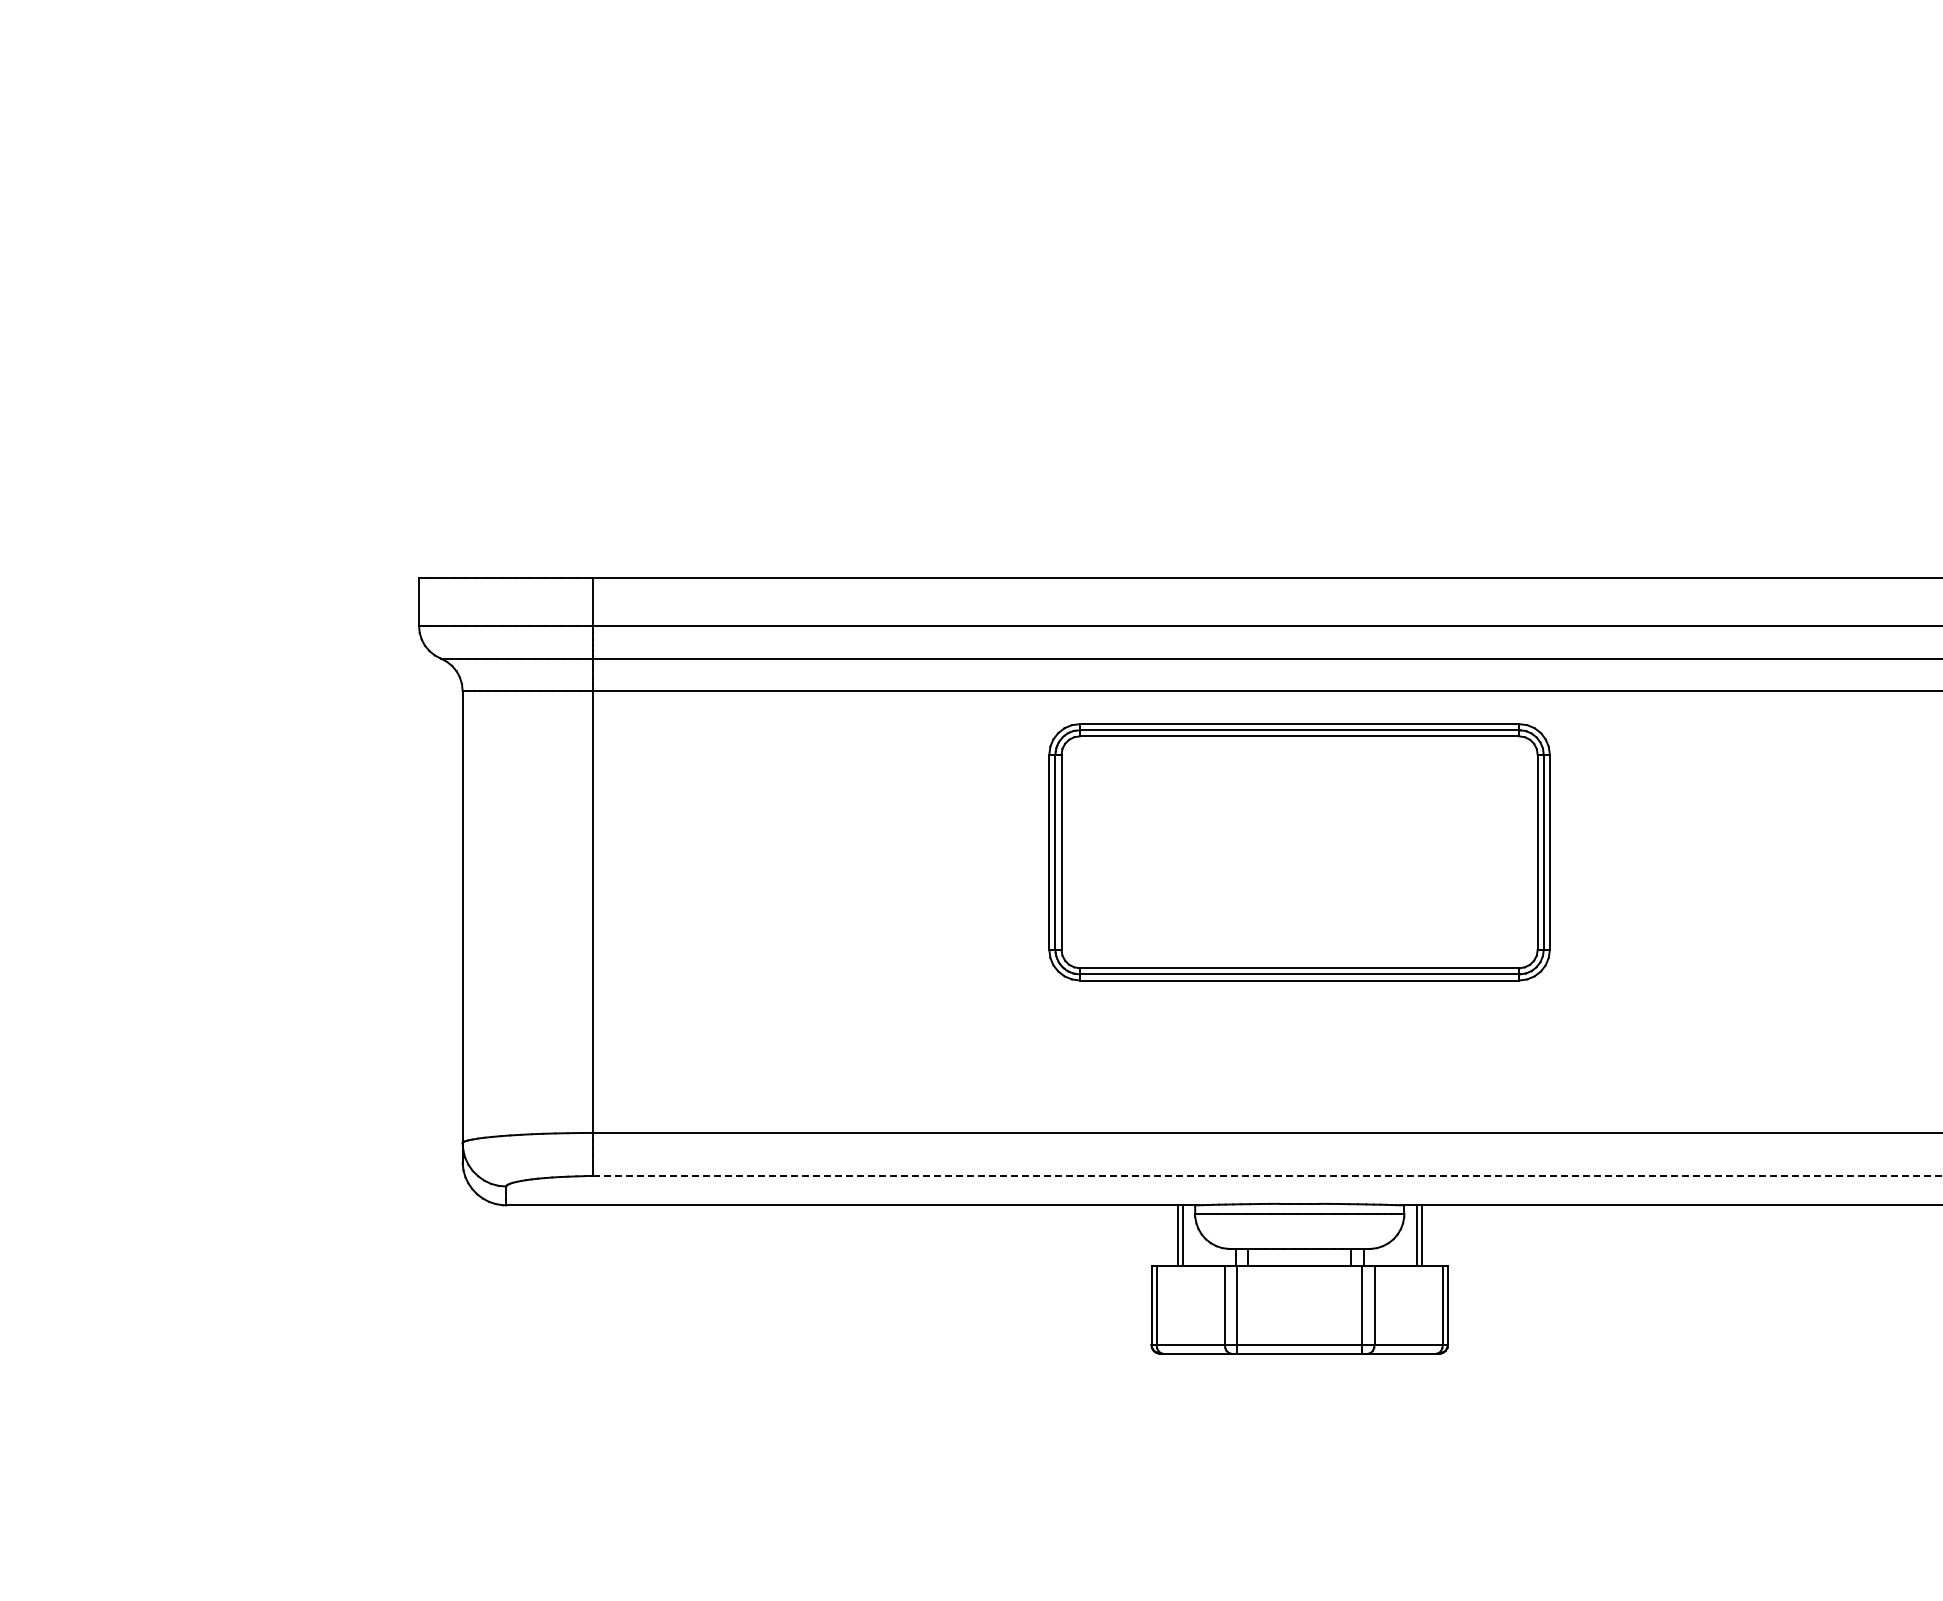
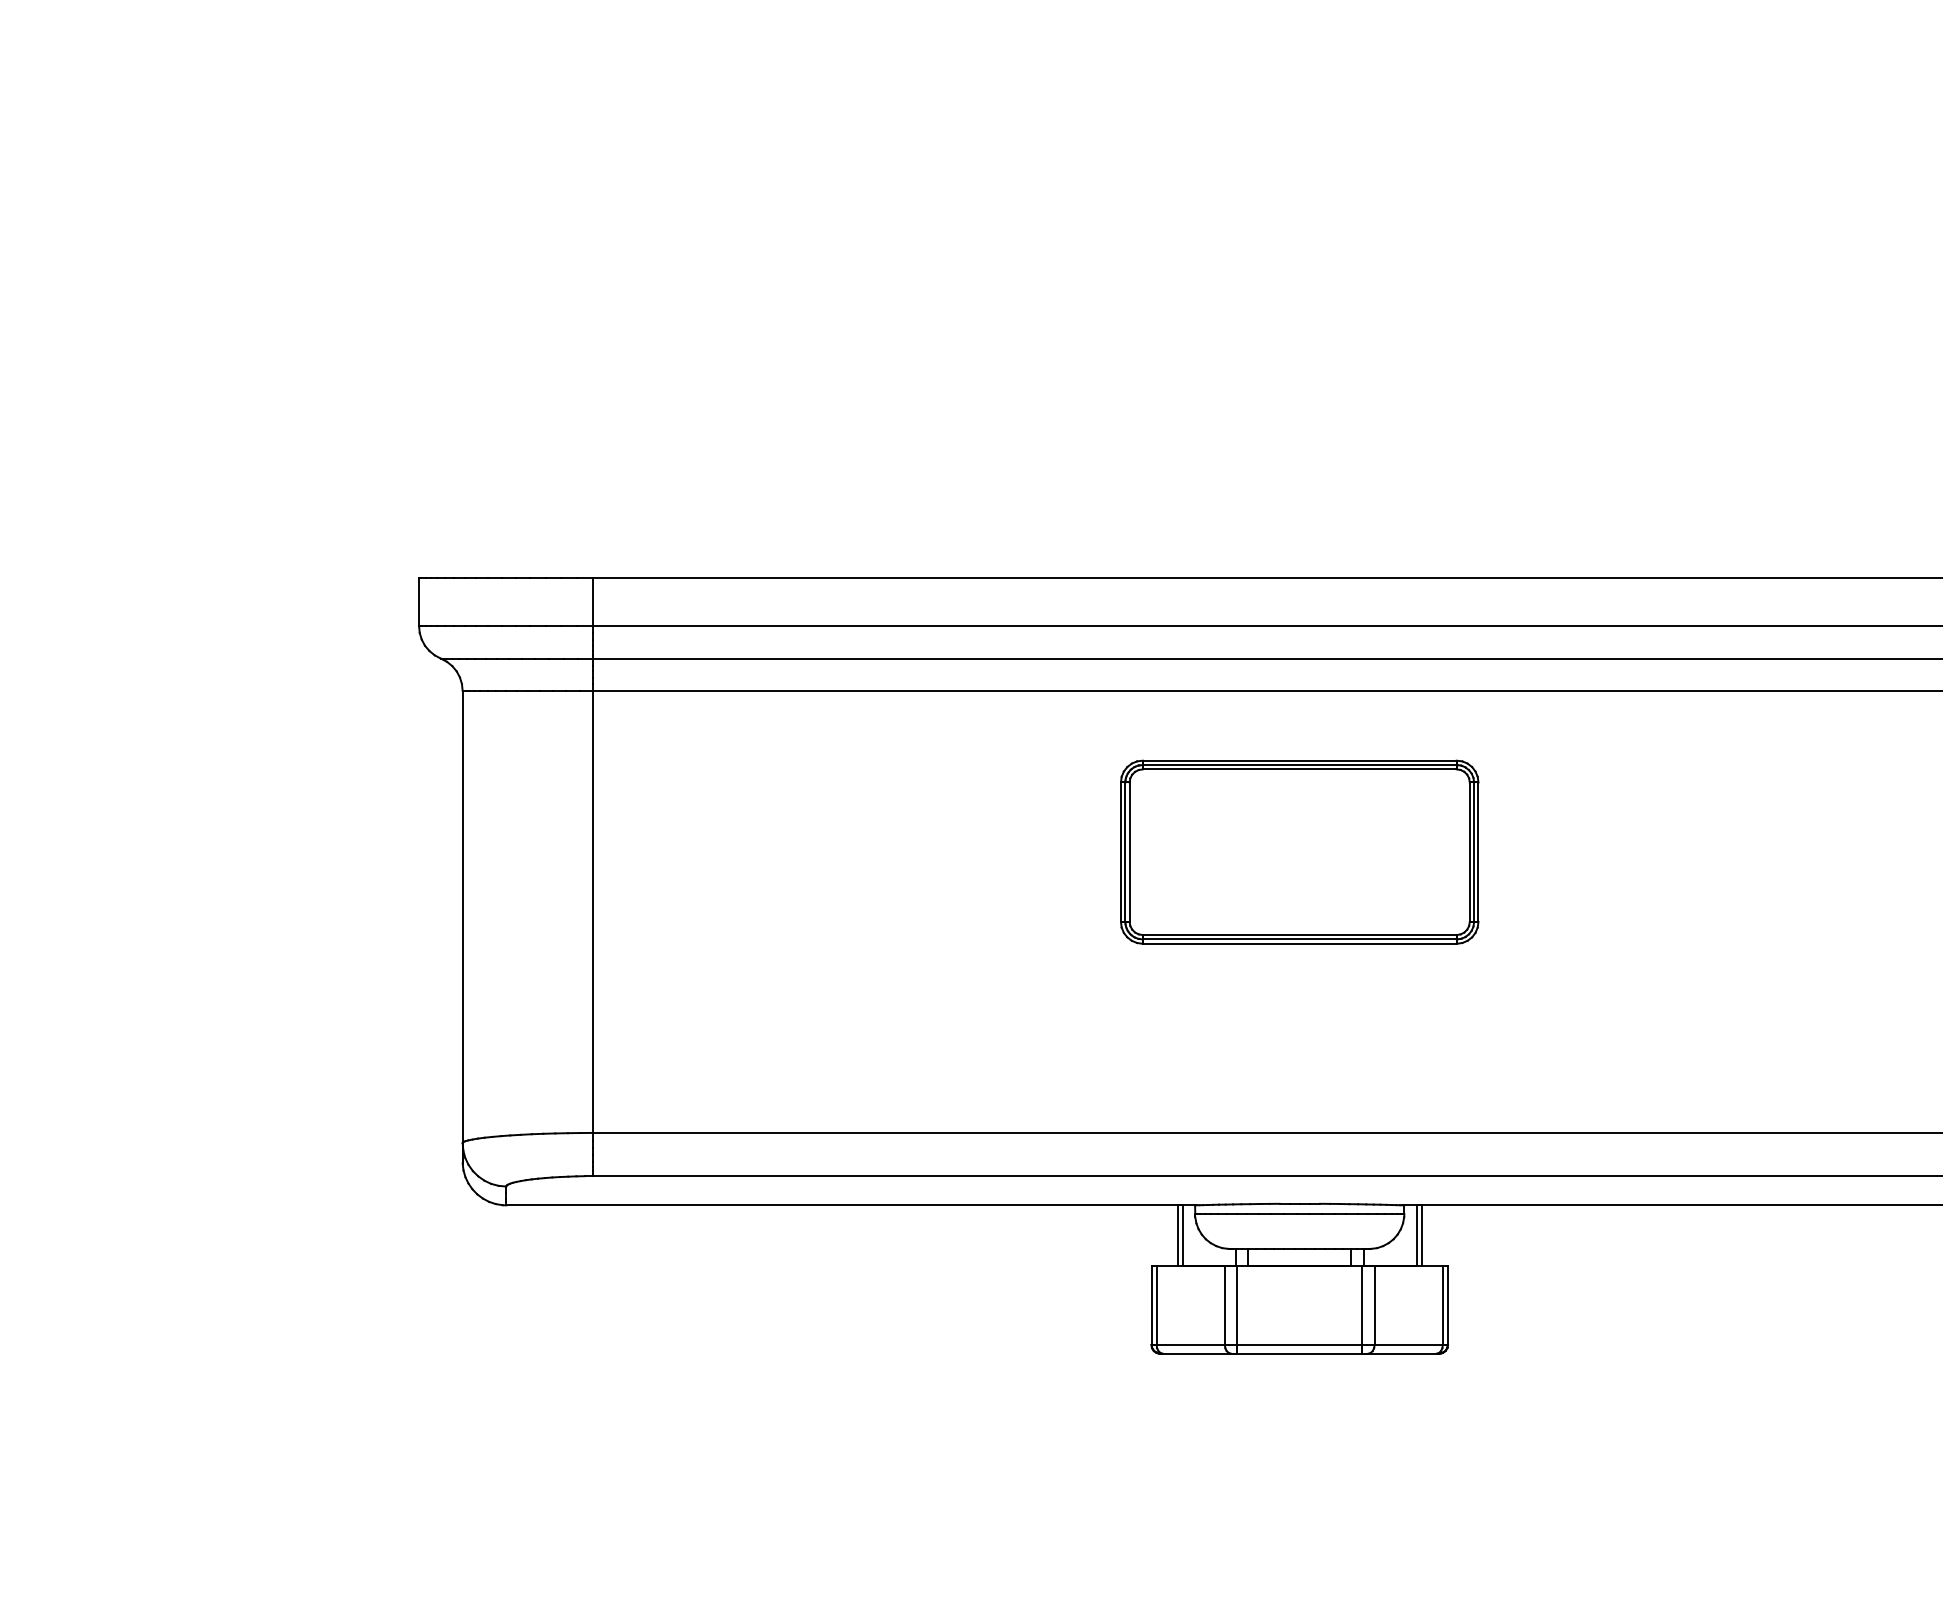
part size: 503x259 px -> 360x186 px (1299, 851)
line: dashed -> solid (1268, 1176)
